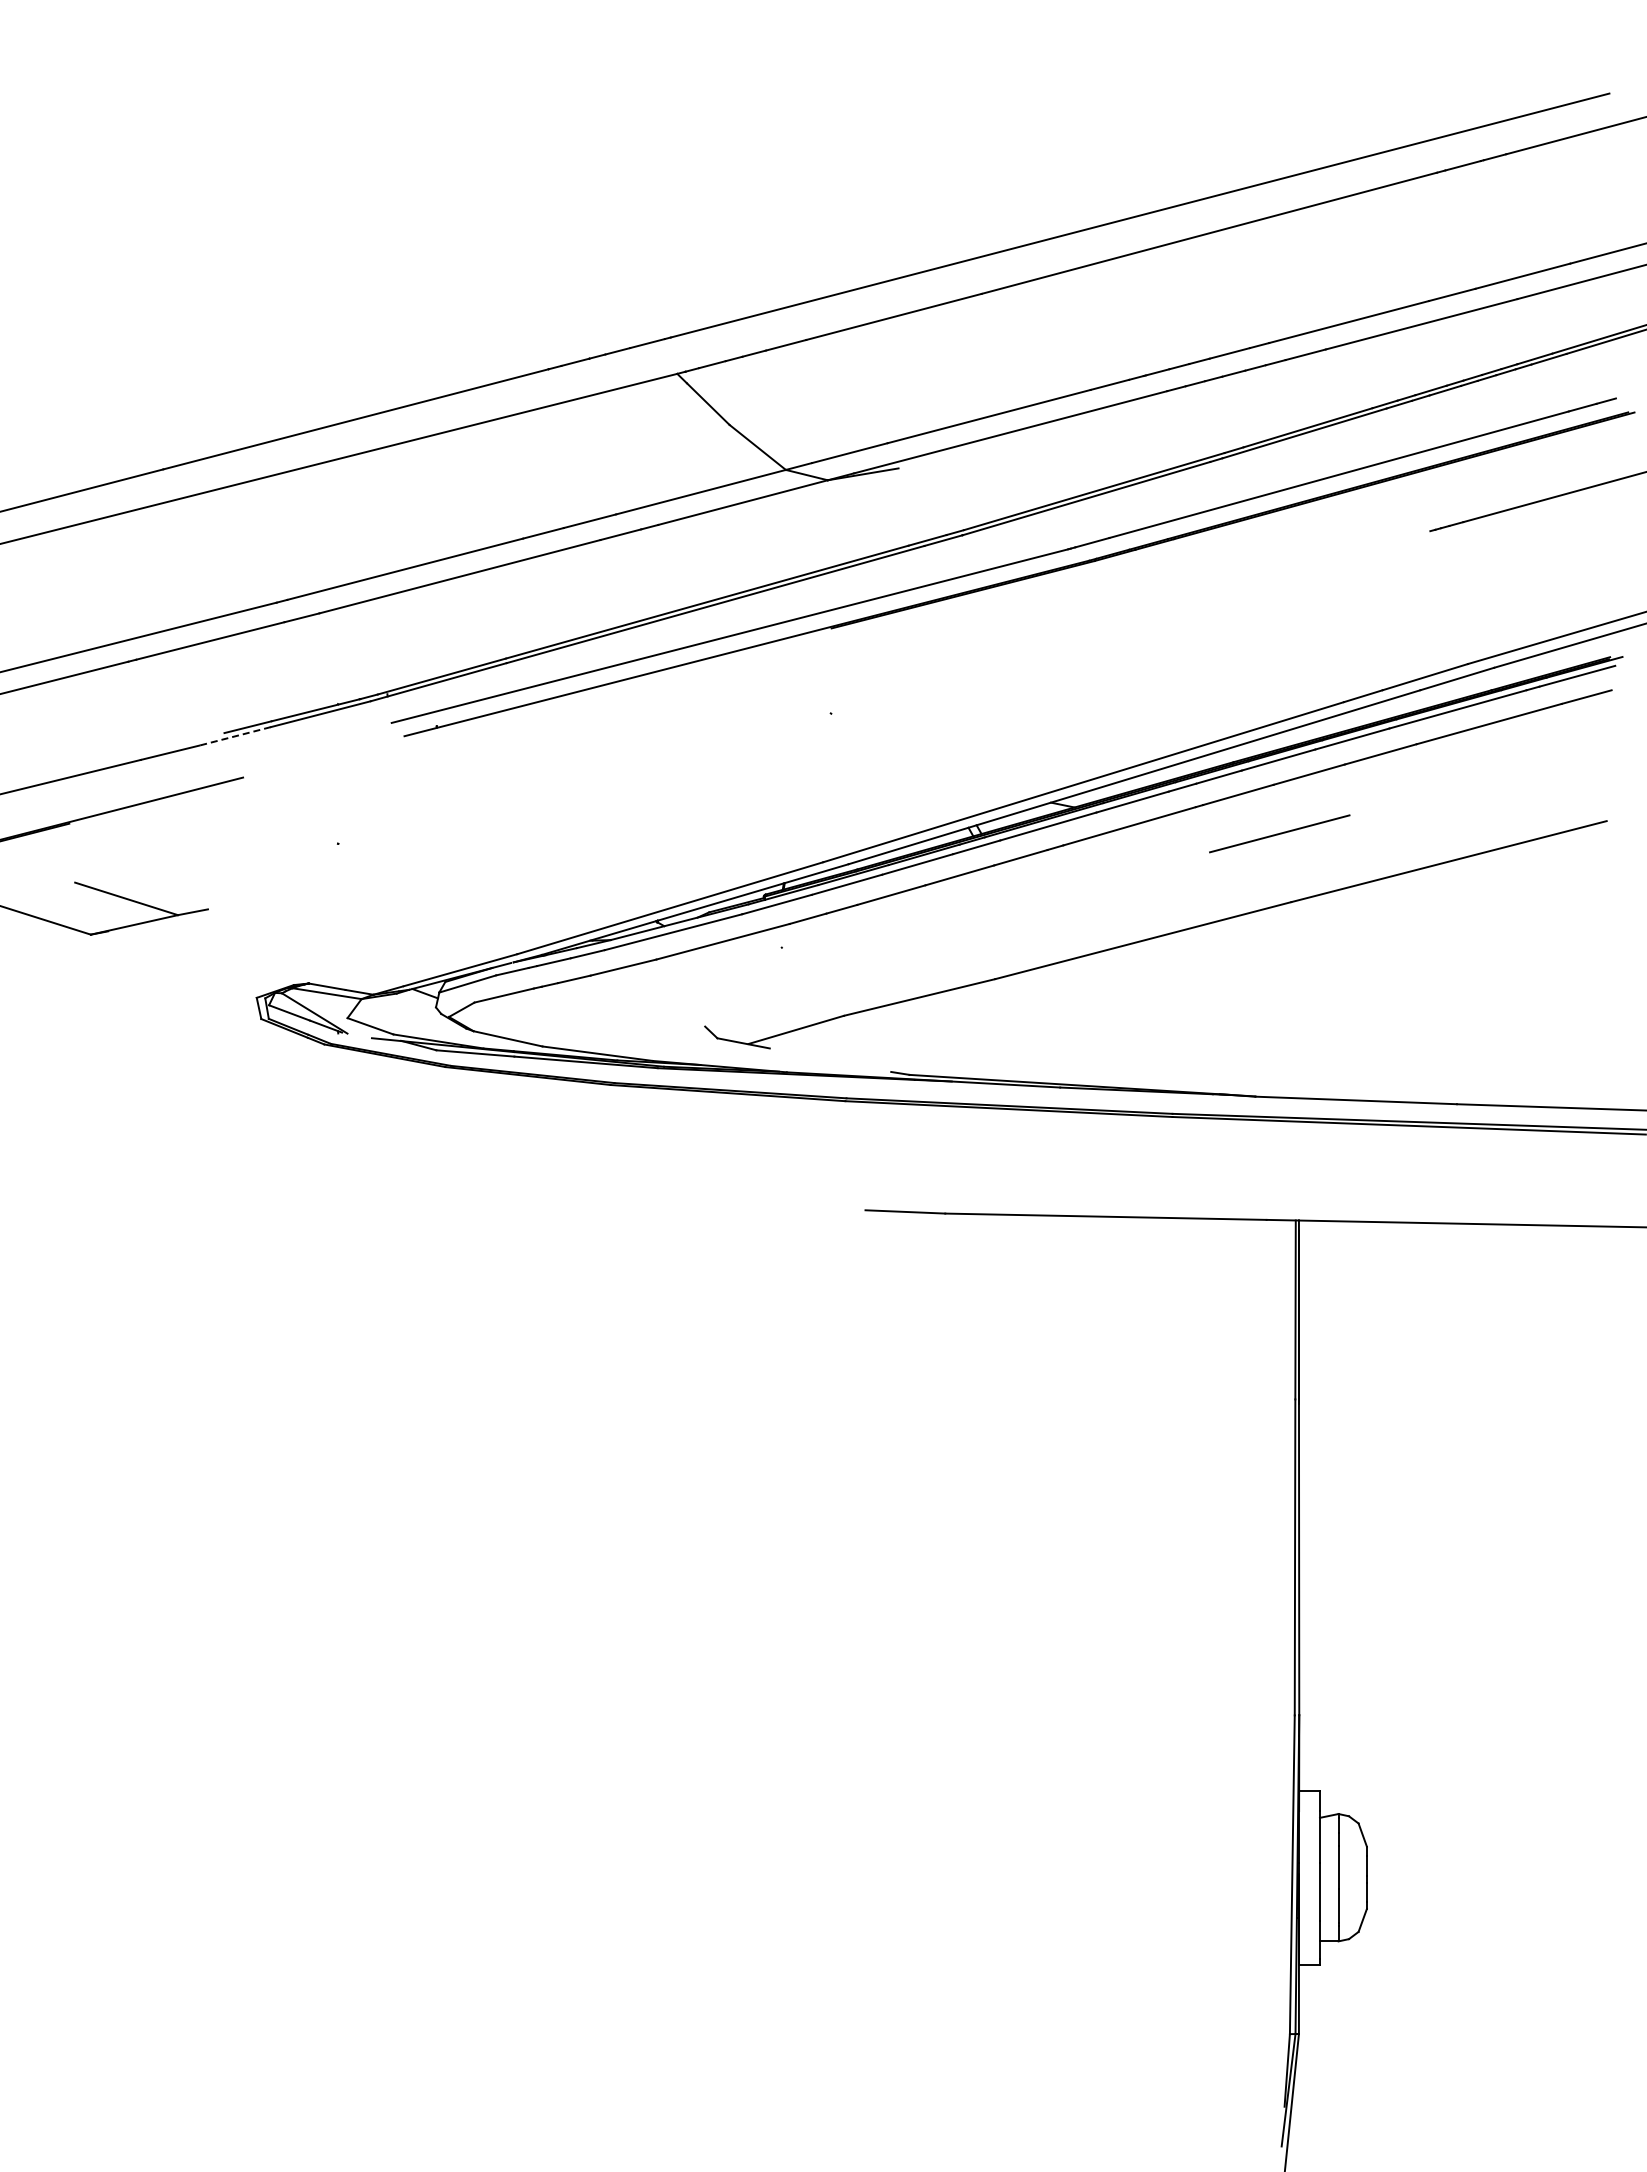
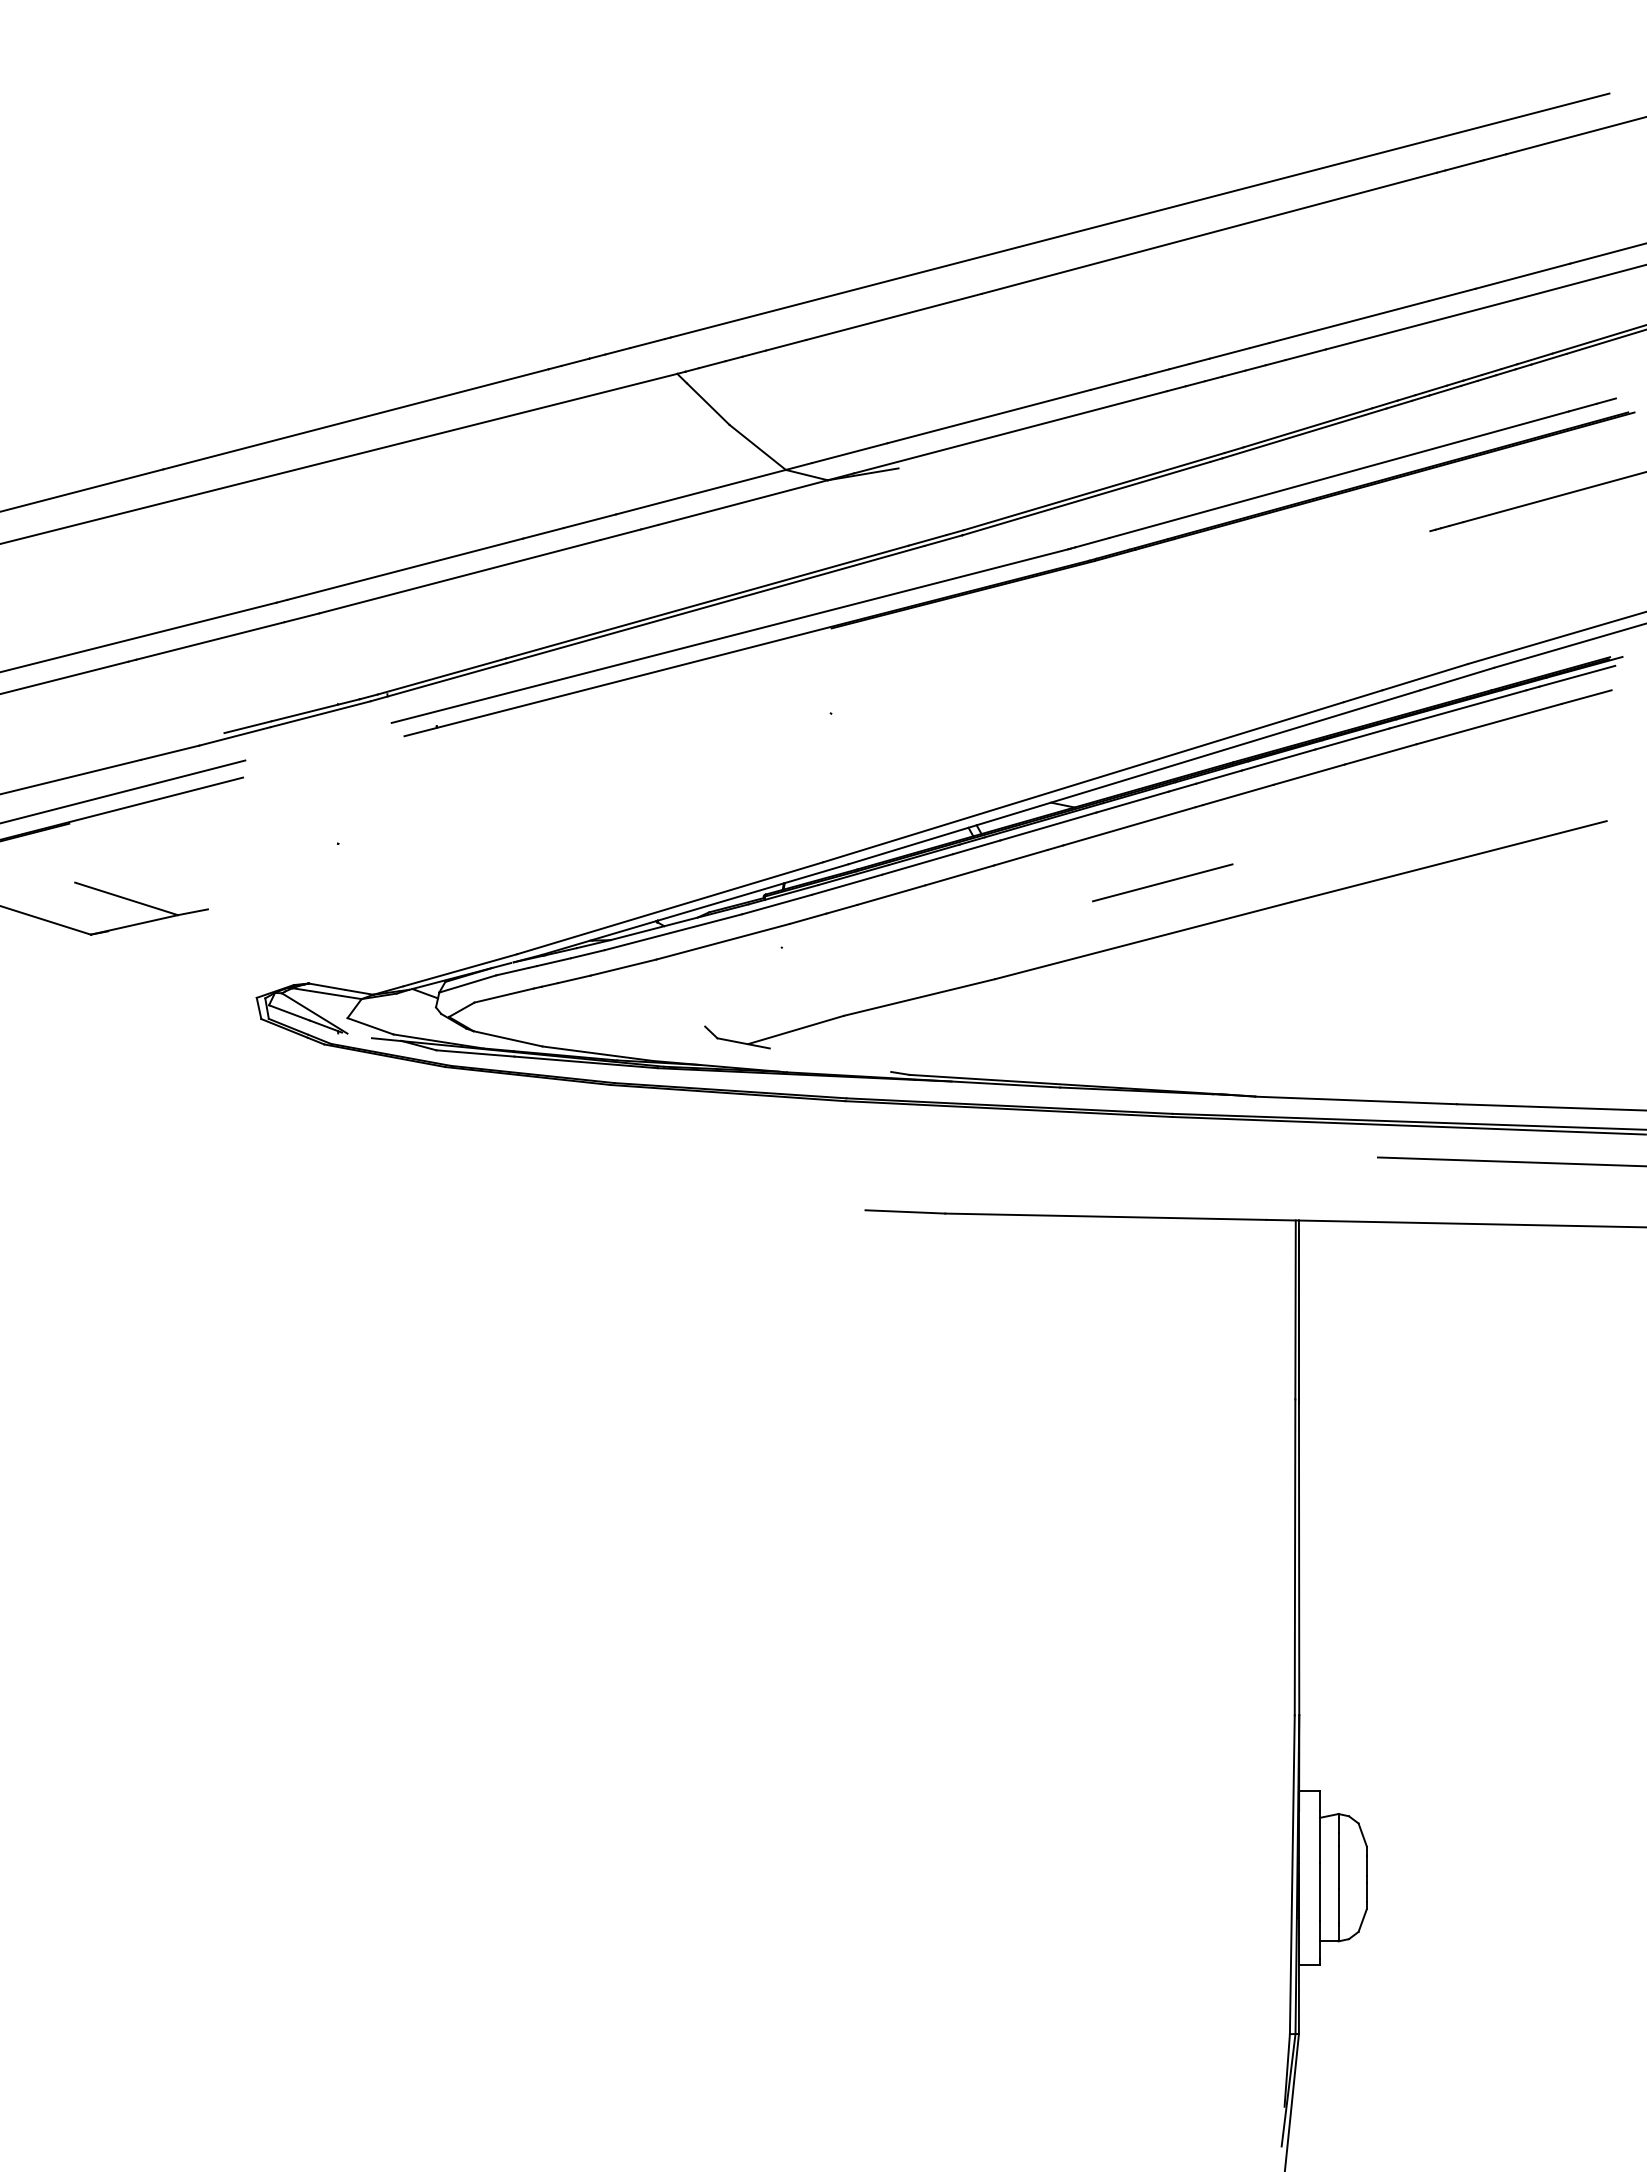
line: dashed -> solid (235, 736)
line: none -> present (123, 791)
line position: (1279, 833) -> (1162, 882) (1162, 882)
line: none -> present (1510, 1161)
